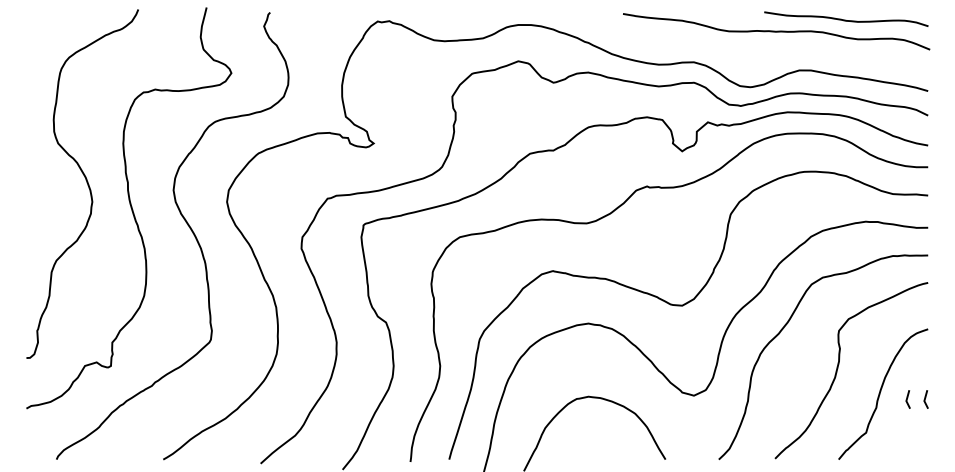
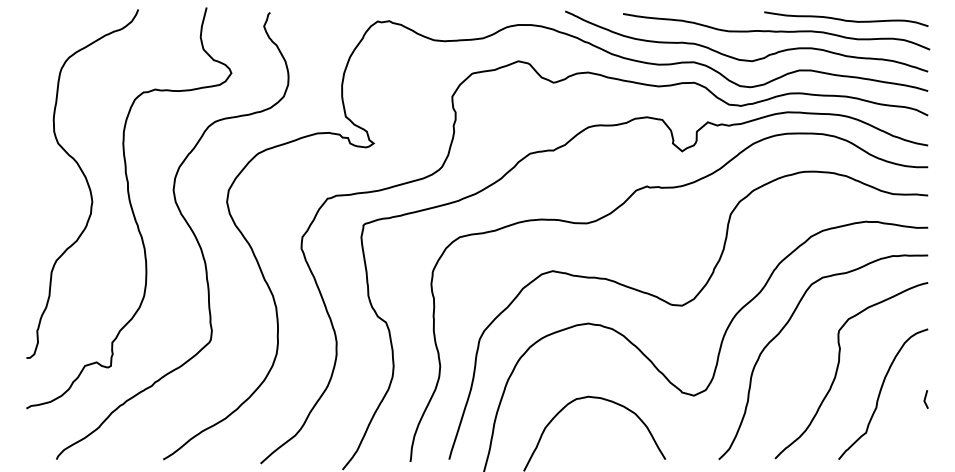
curve: none -> present (746, 59)
line: present -> none (907, 399)
